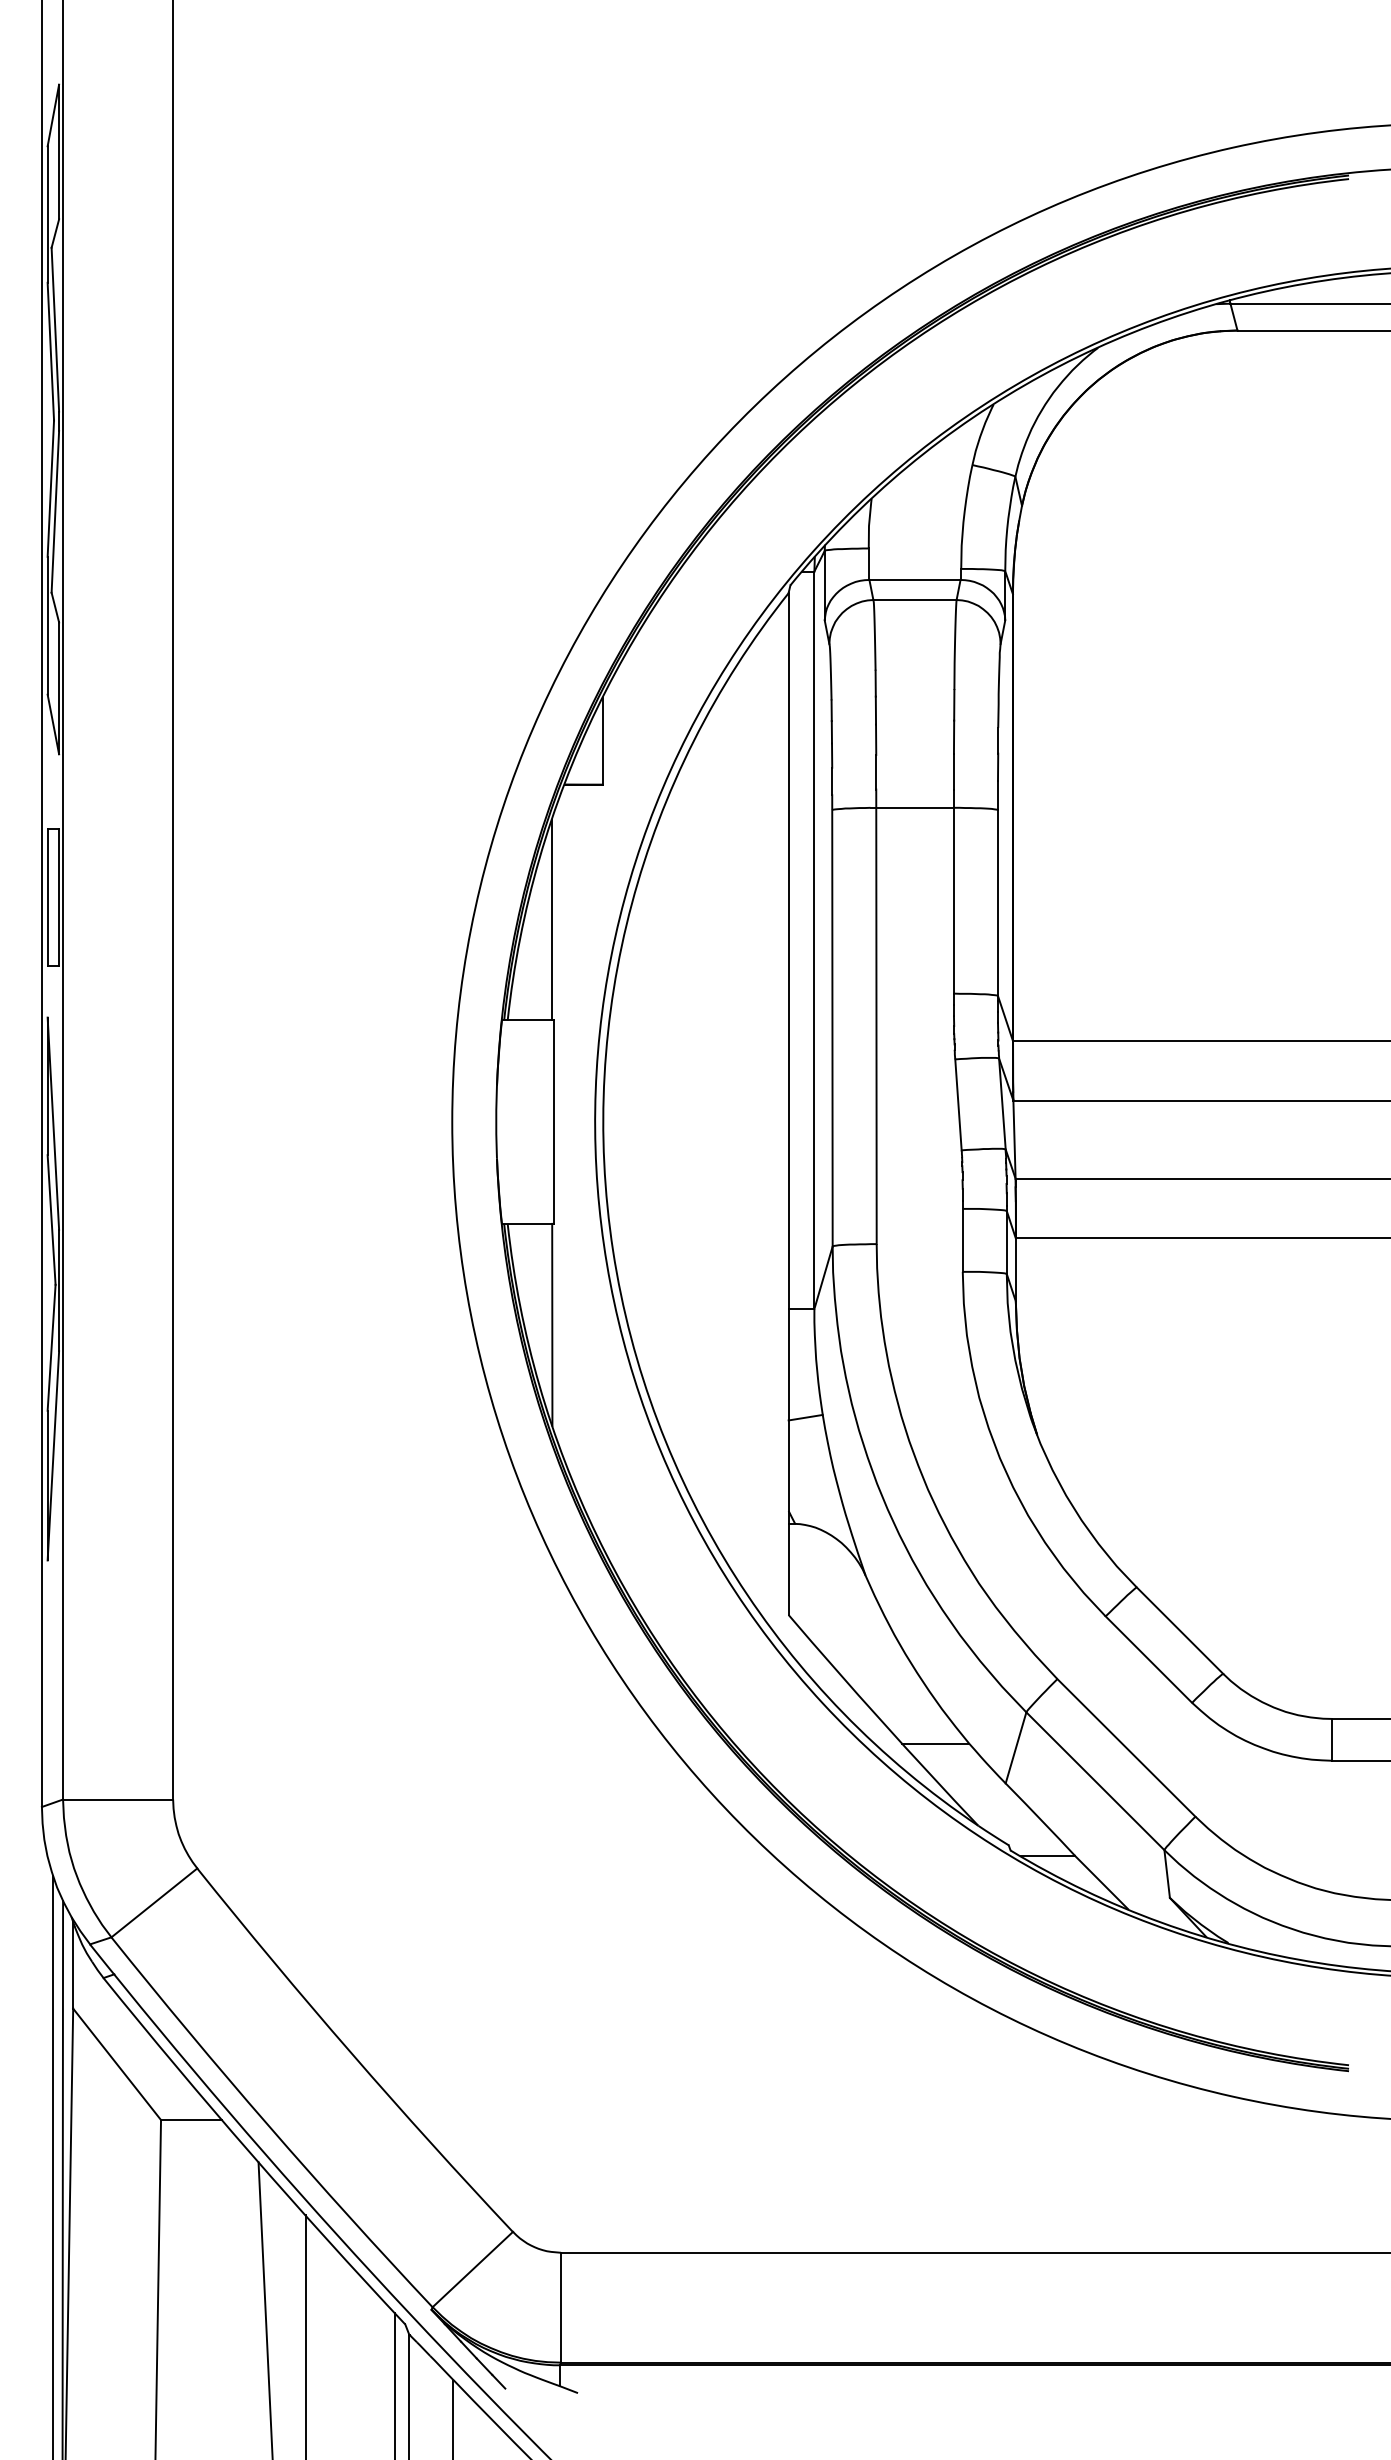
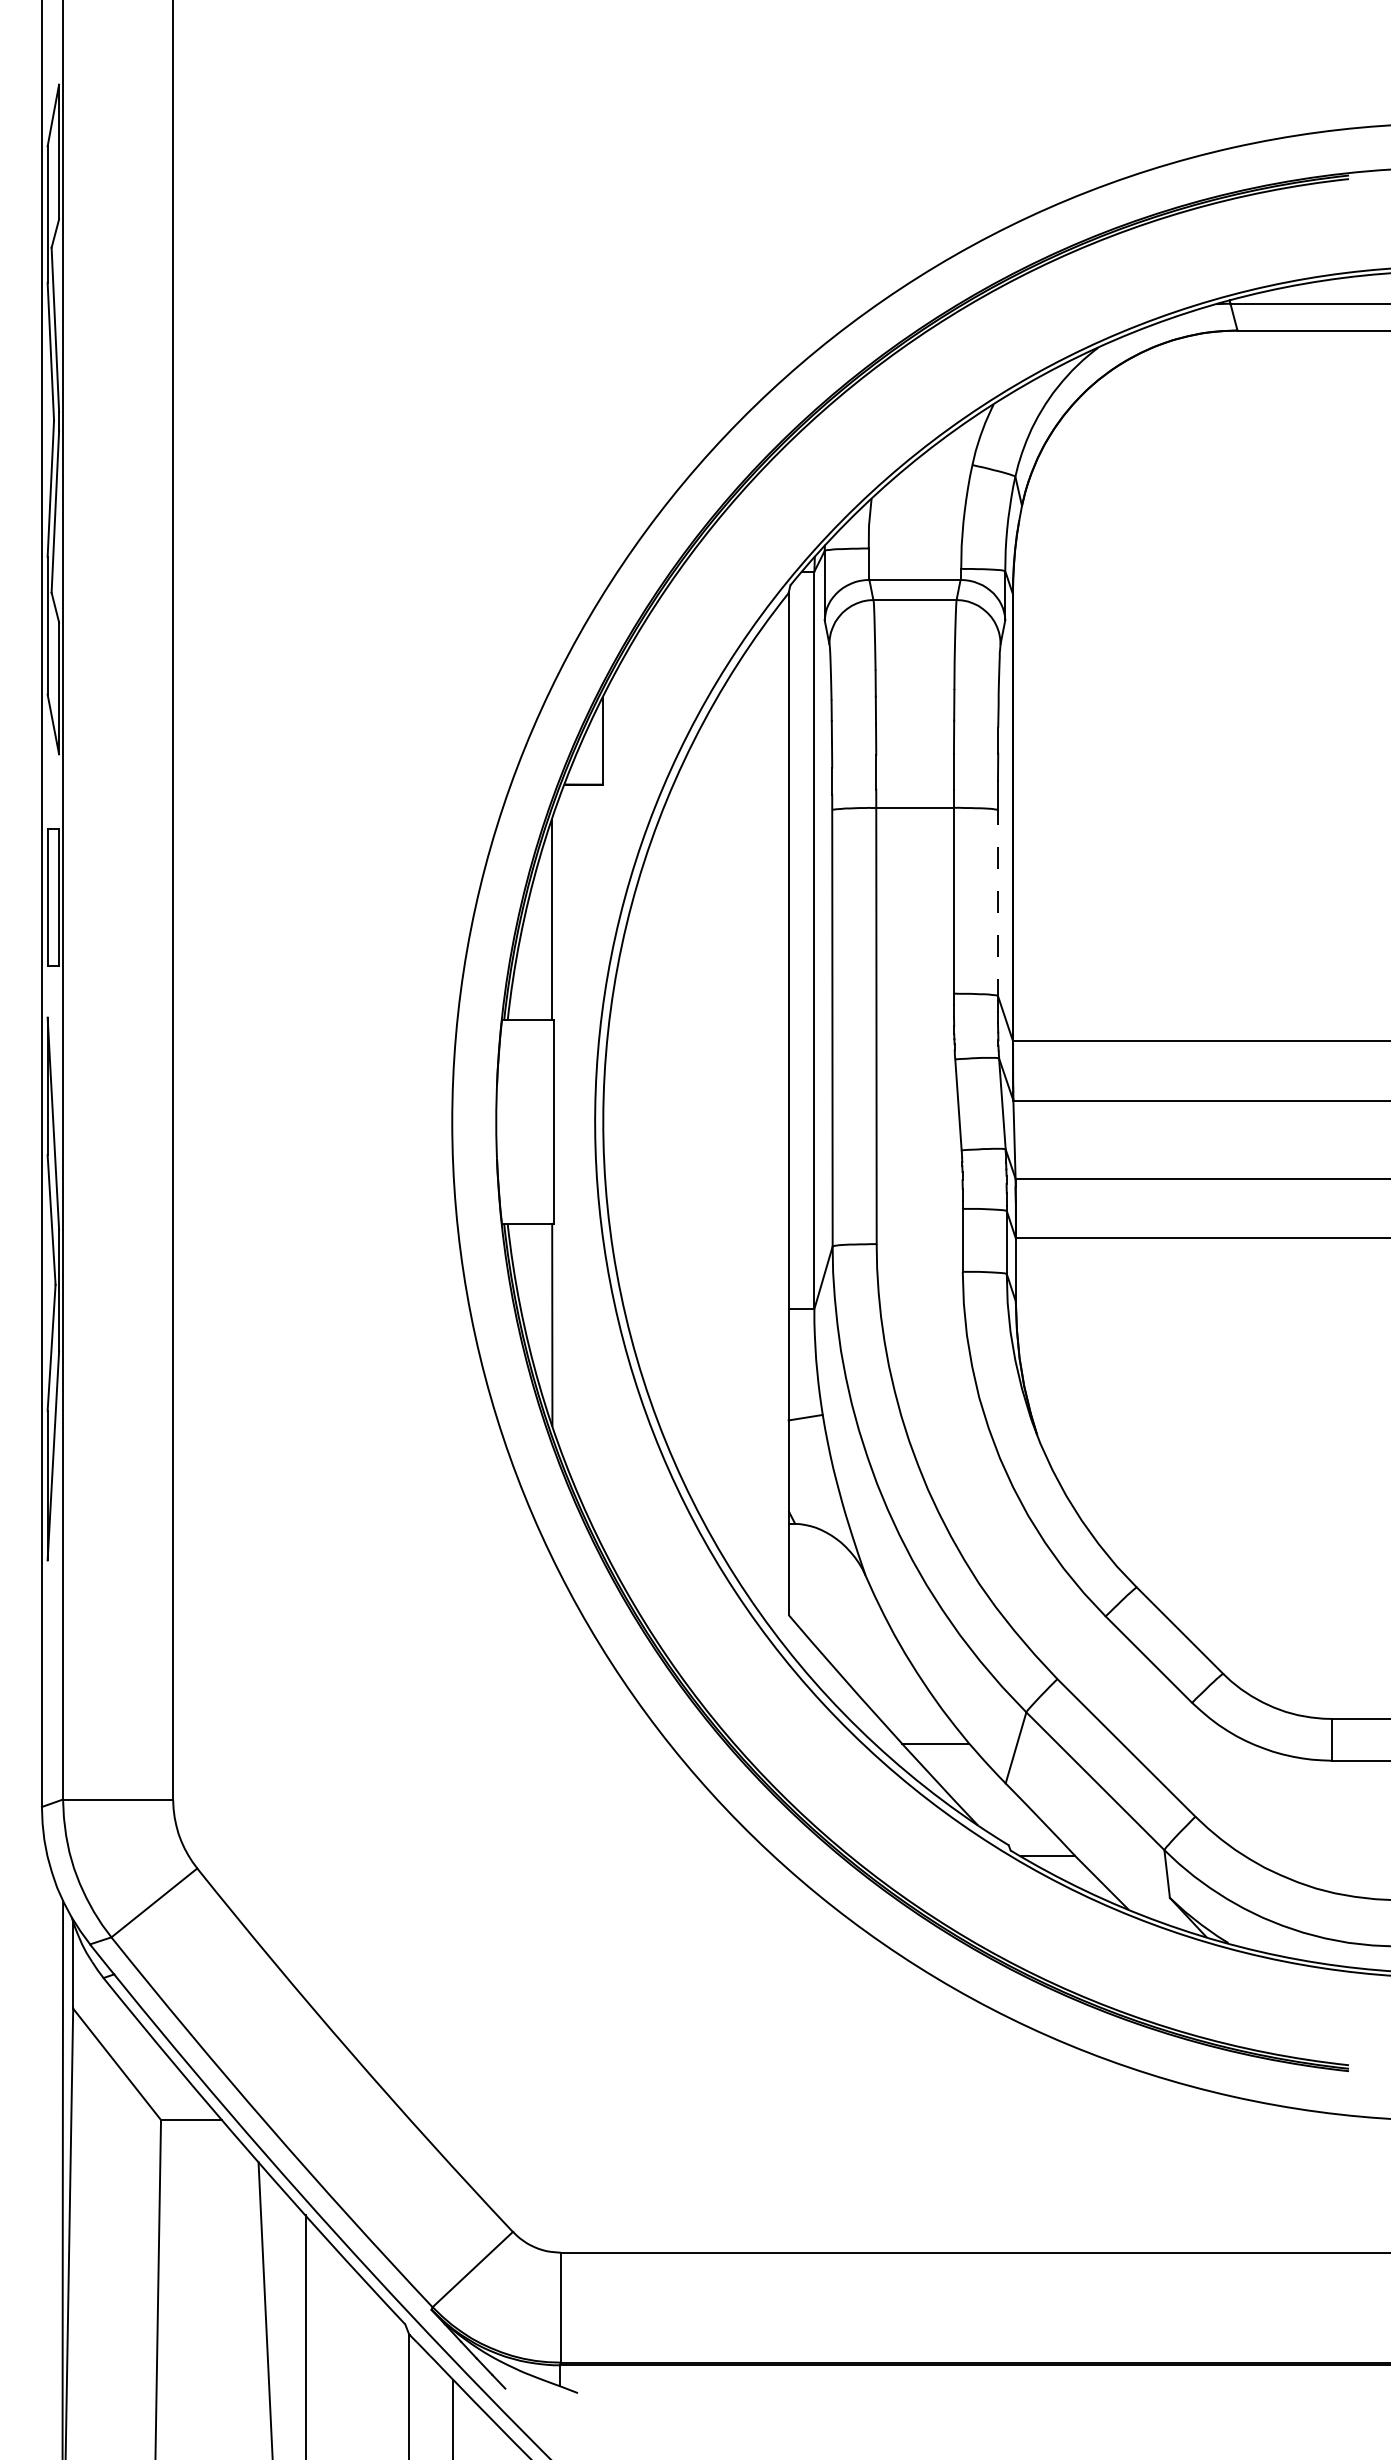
line: solid -> dashed (997, 905)
line: present -> none (52, 2165)
line: present -> none (394, 2384)
